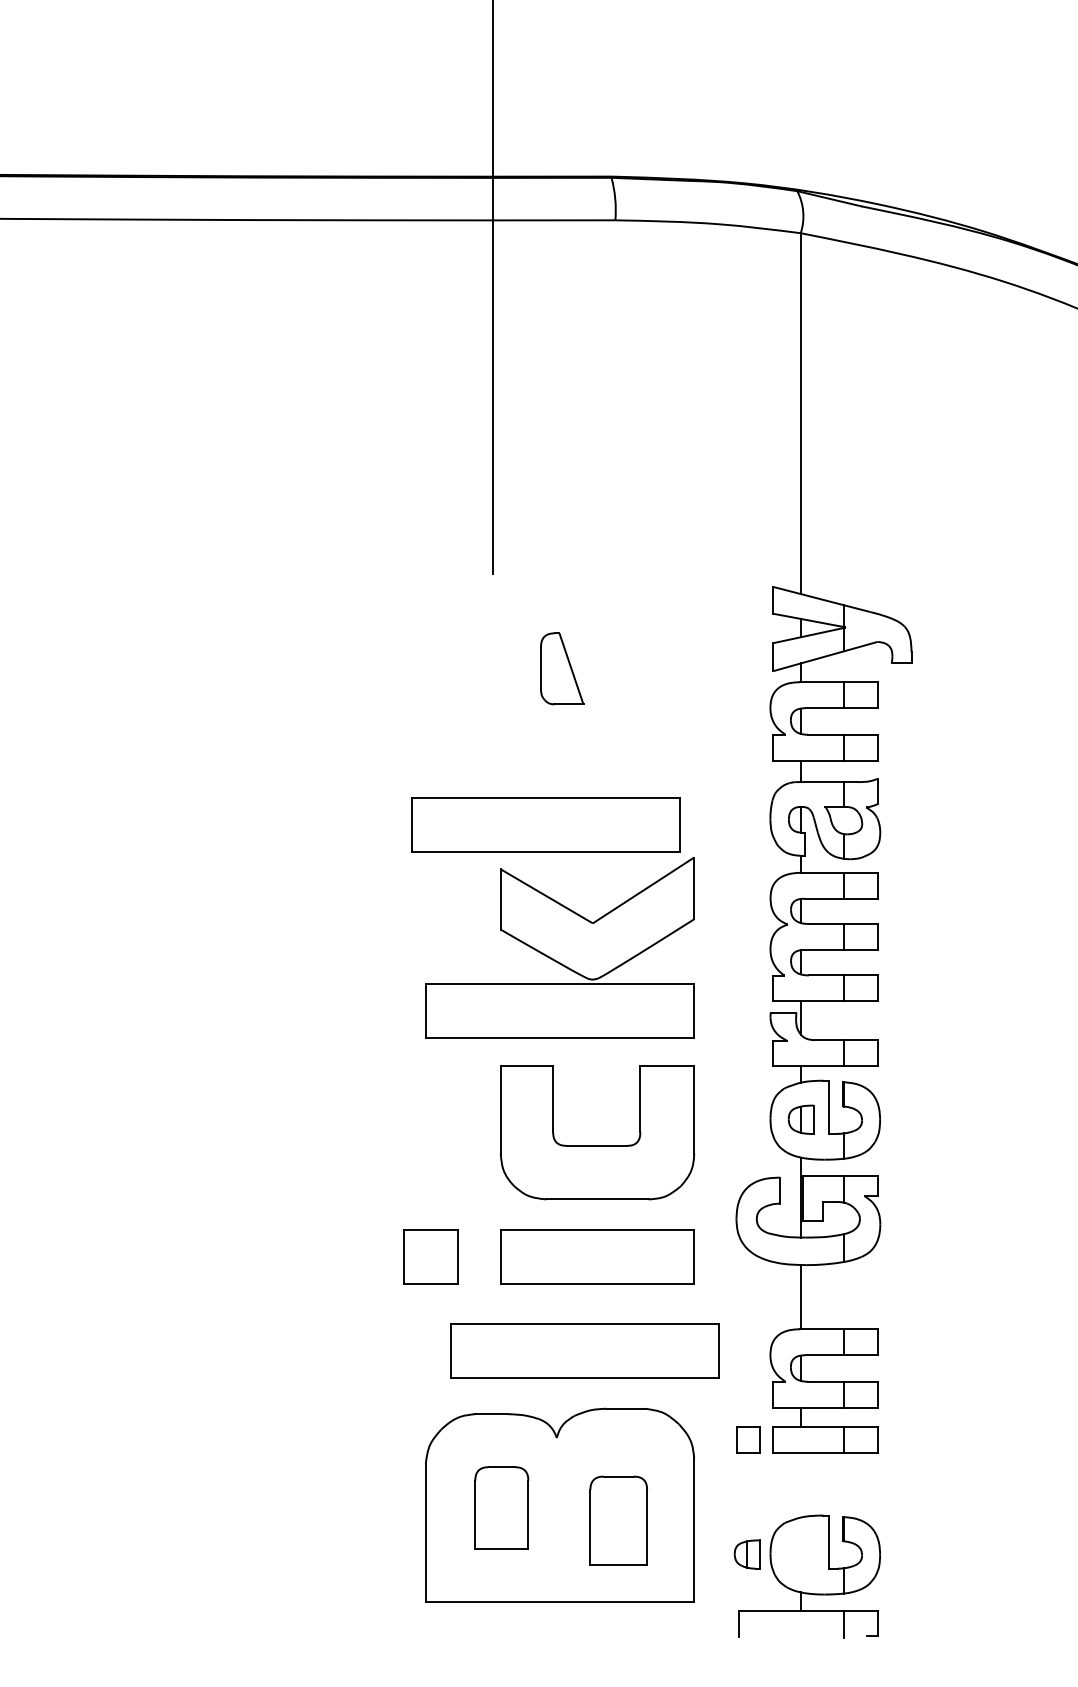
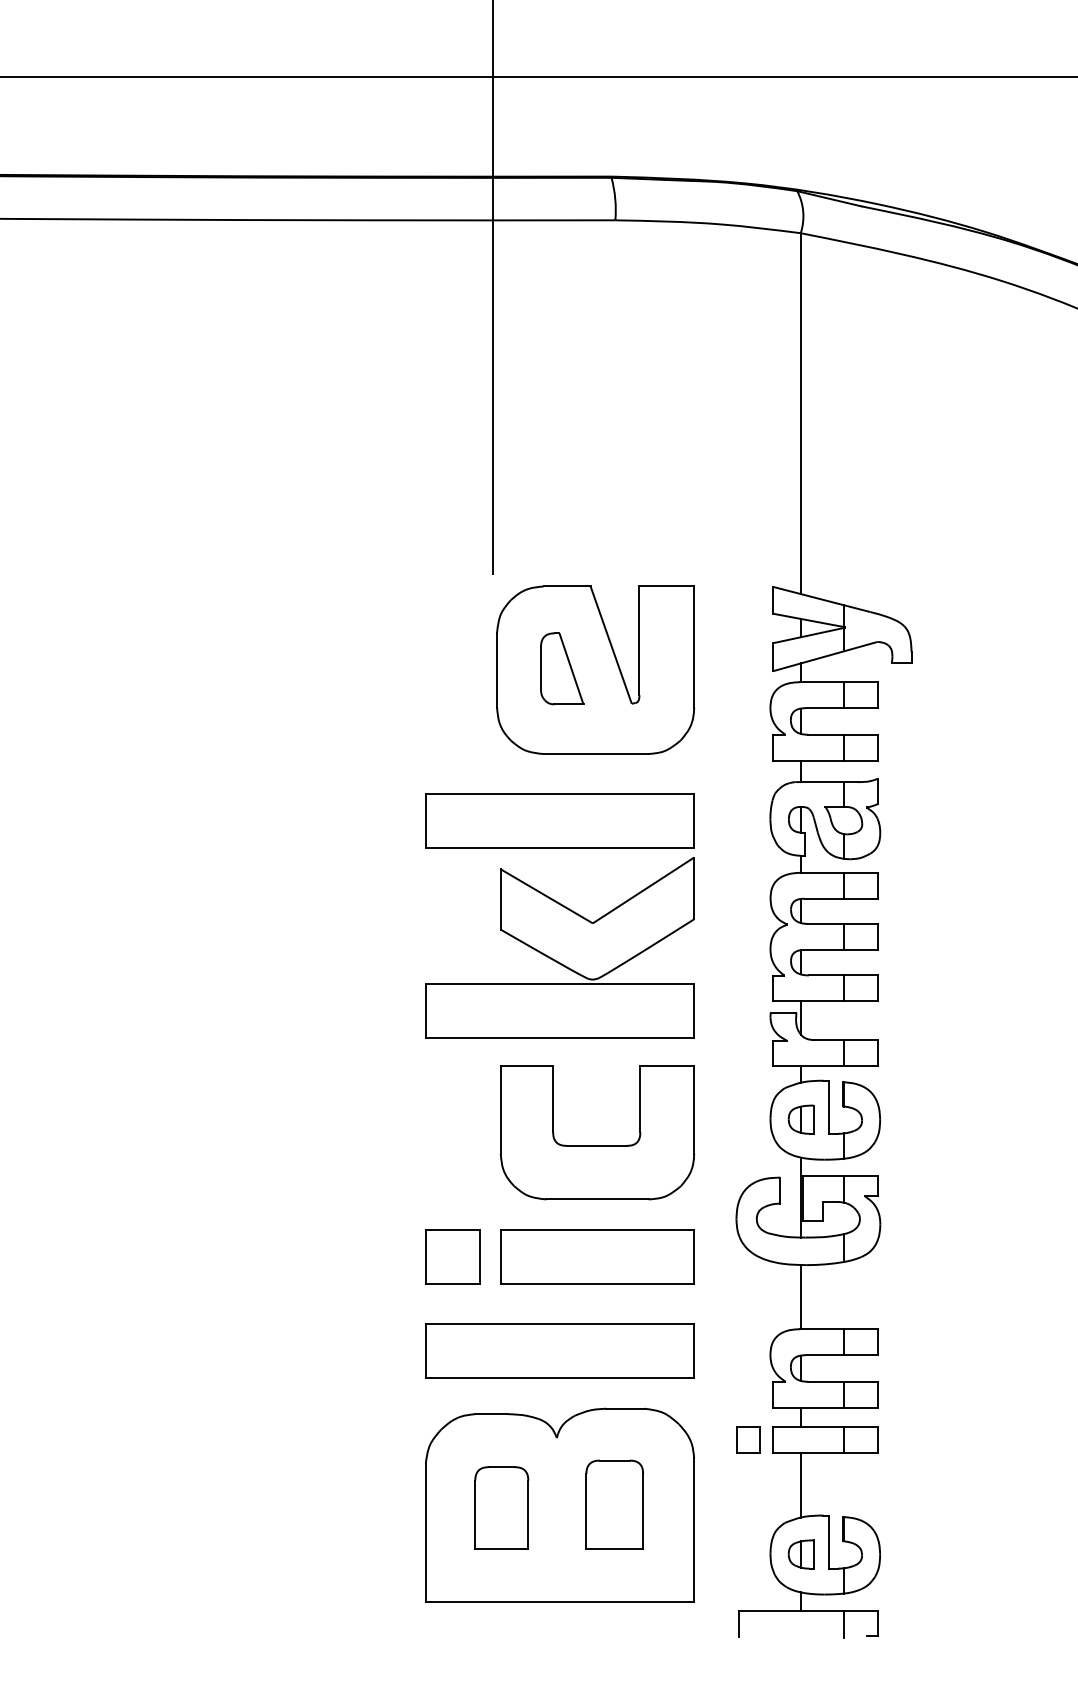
line: none -> present (538, 76)
part: none -> present (595, 669)
part position: (545, 824) -> (559, 820) (559, 820)
part position: (430, 1256) -> (452, 1256) (452, 1256)
part position: (584, 1350) -> (559, 1350) (559, 1350)
line: none -> present (800, 1485)
part position: (618, 1520) -> (614, 1504) (614, 1504)
part position: (746, 1554) -> (800, 1554) (800, 1554)
